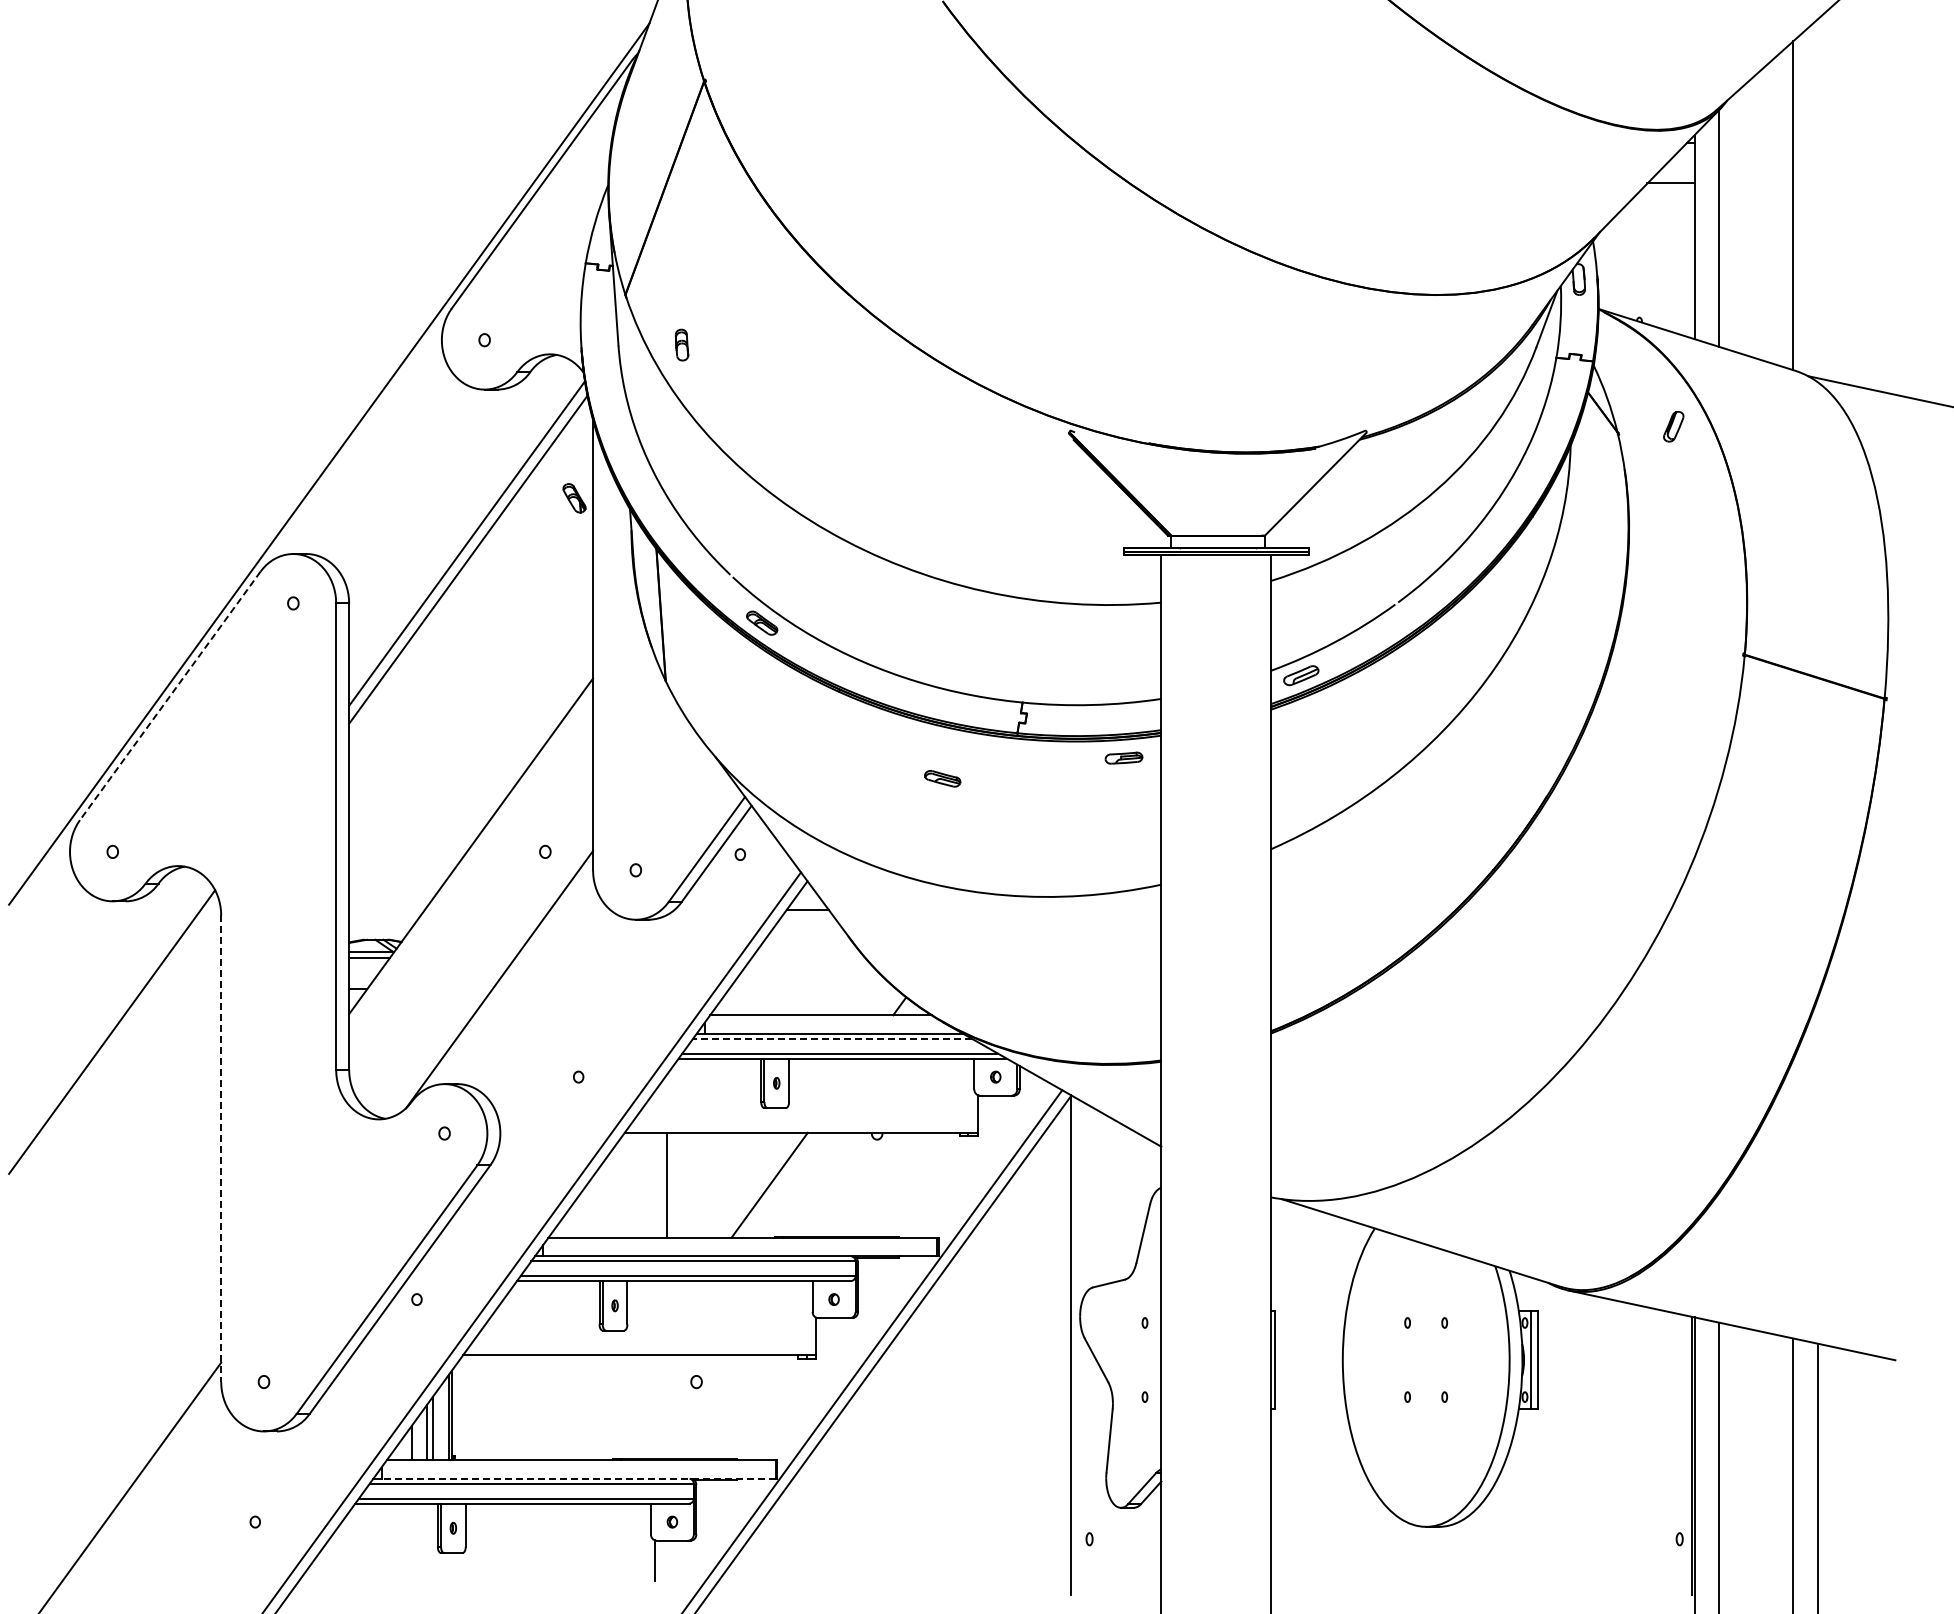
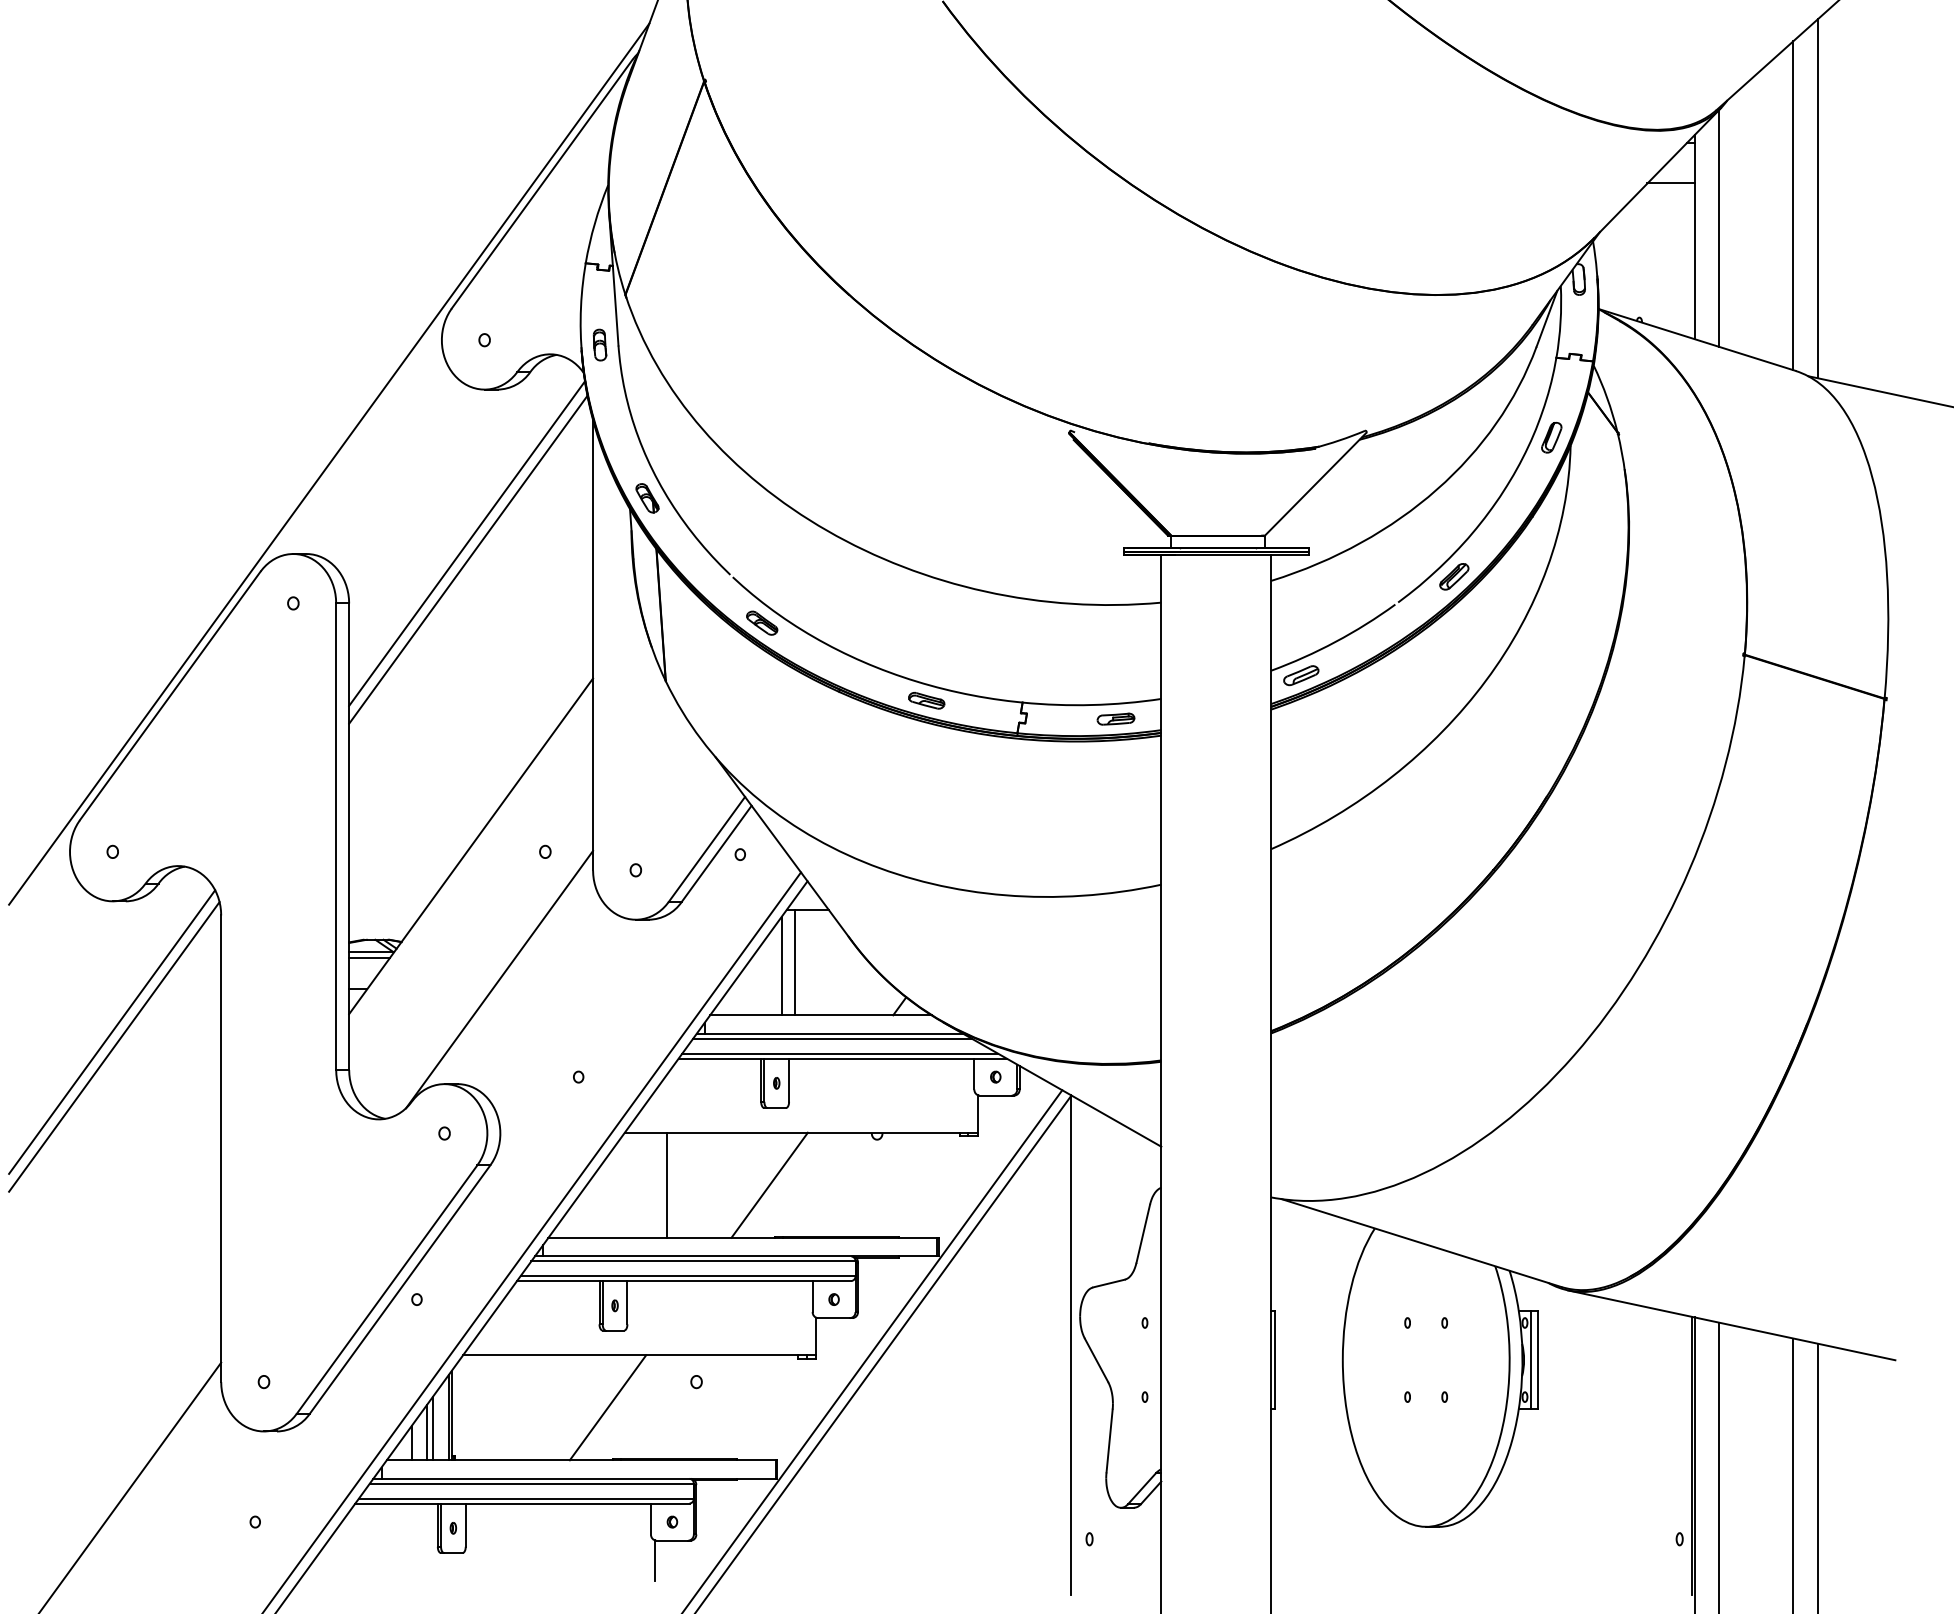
line: none -> present (1818, 198)
part position: (681, 344) -> (599, 344) (599, 344)
part position: (1673, 426) -> (1551, 437) (1551, 437)
part position: (574, 498) -> (647, 498) (647, 498)
part: none -> present (1454, 576)
line: dashed -> solid (170, 695)
part position: (1123, 757) -> (1115, 718) (1115, 718)
part position: (942, 778) -> (926, 700) (926, 700)
line: none -> present (794, 962)
line: none -> present (781, 965)
line: dashed -> solid (832, 1038)
line: none -> present (114, 1046)
line: dashed -> solid (221, 1149)
line: none -> present (607, 1407)
line: dashed -> solid (578, 1478)
